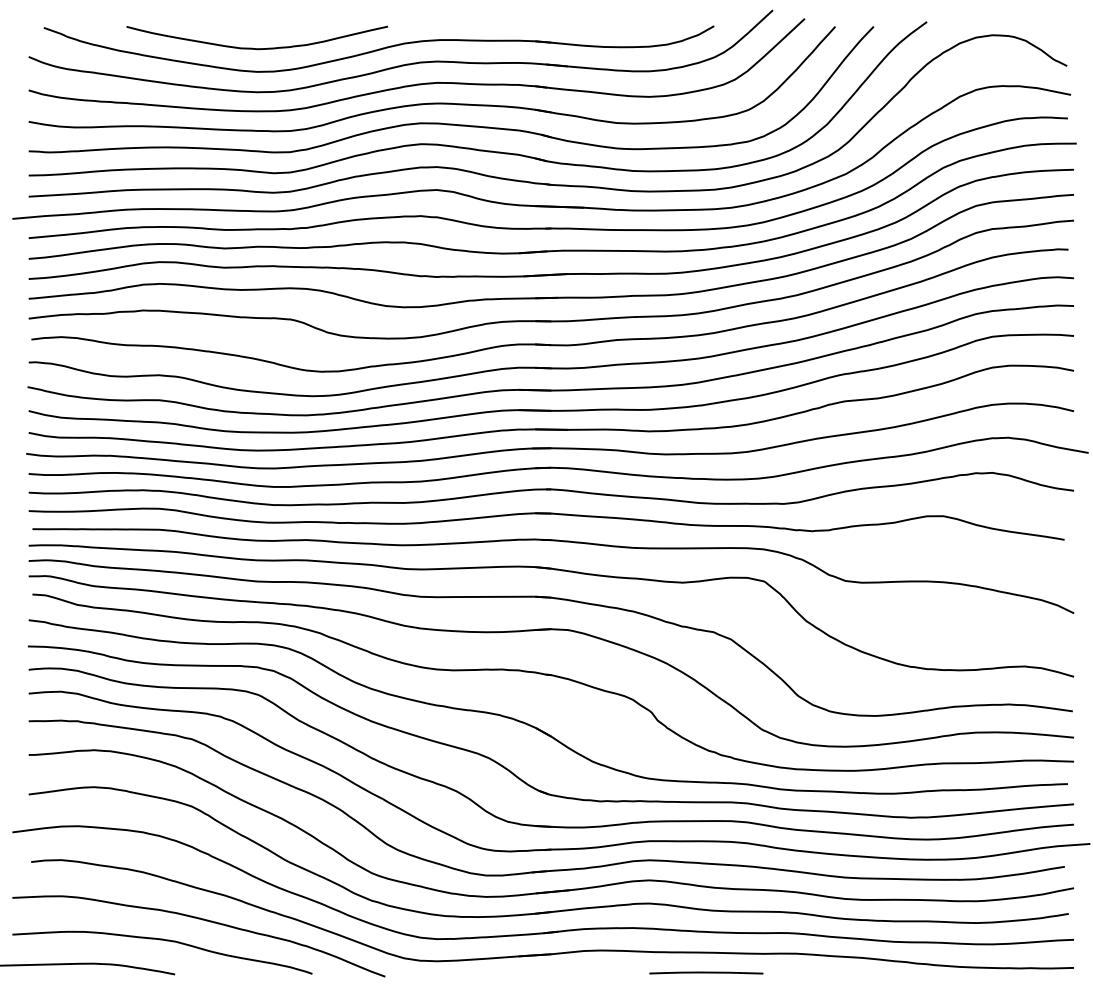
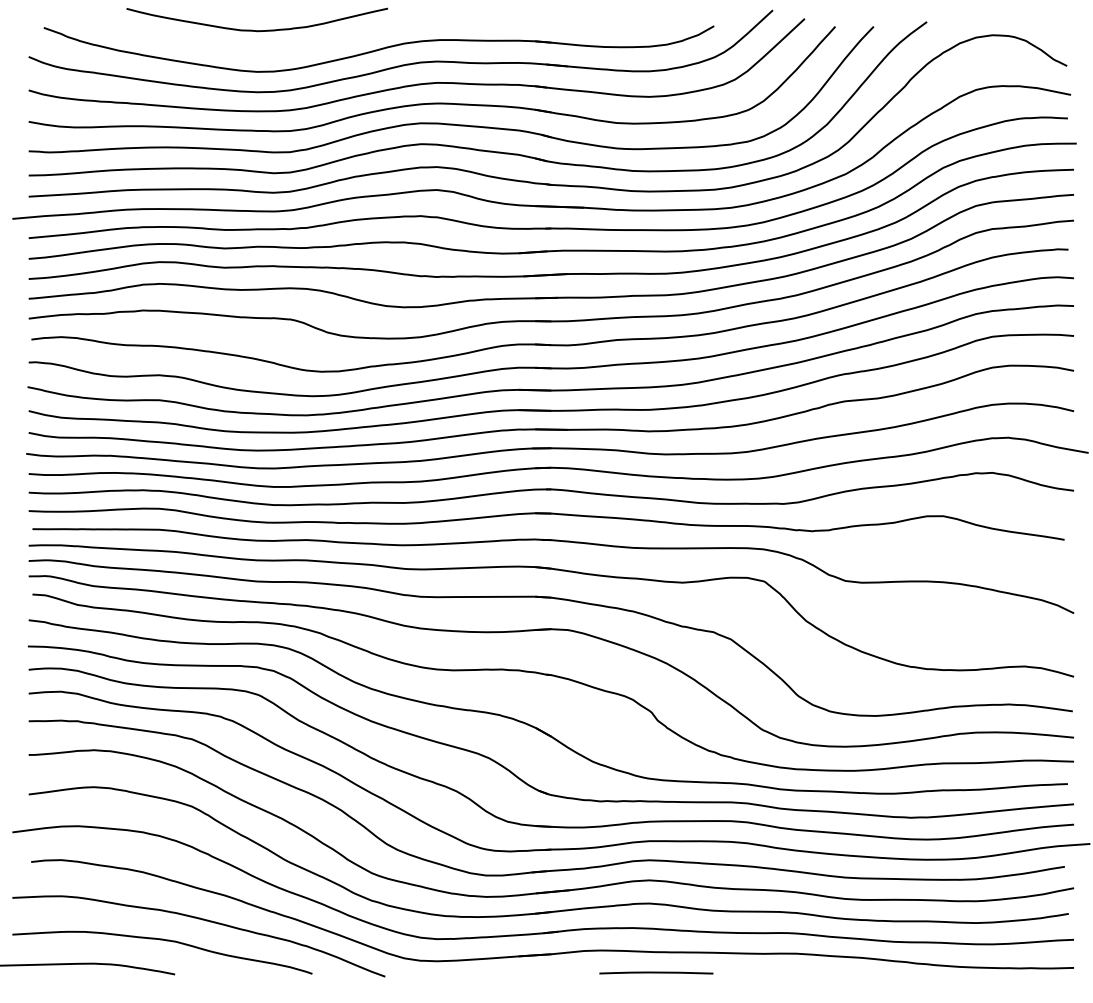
curve position: (252, 47) -> (252, 29) (252, 29)
line position: (706, 972) -> (656, 972) (656, 972)
